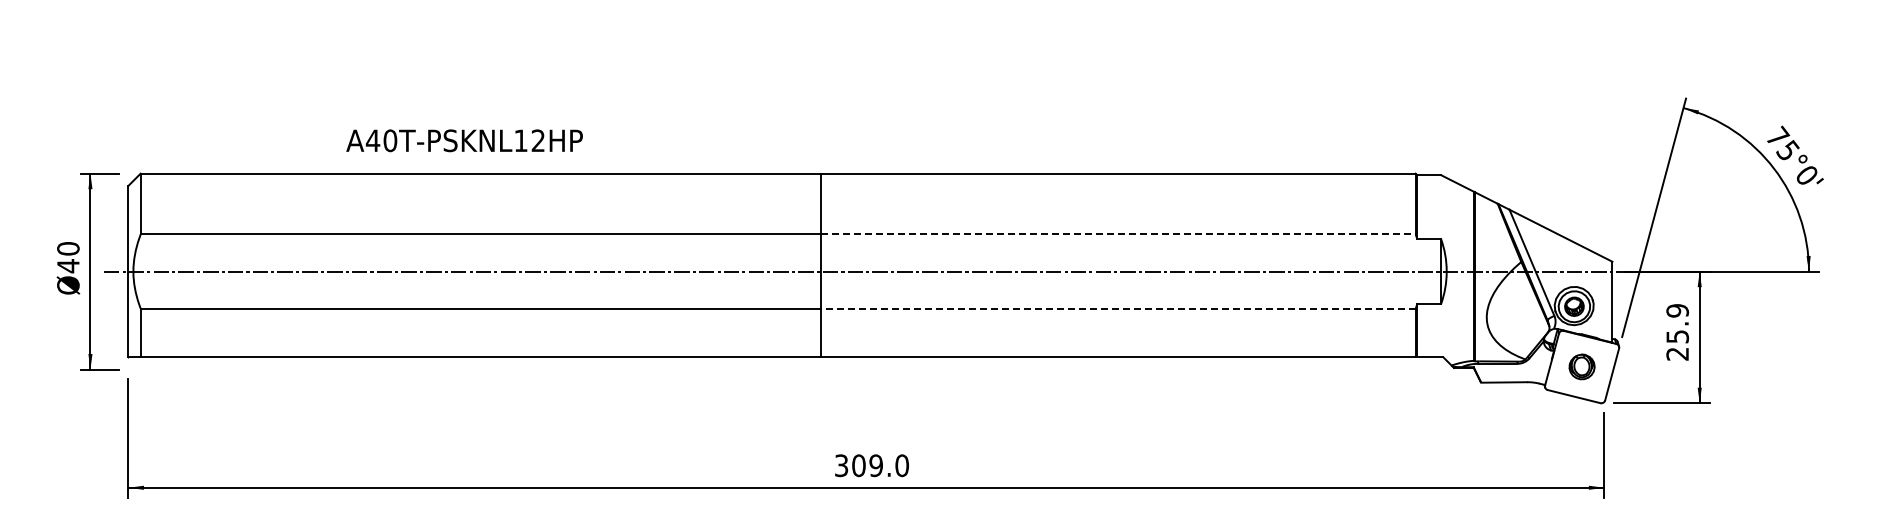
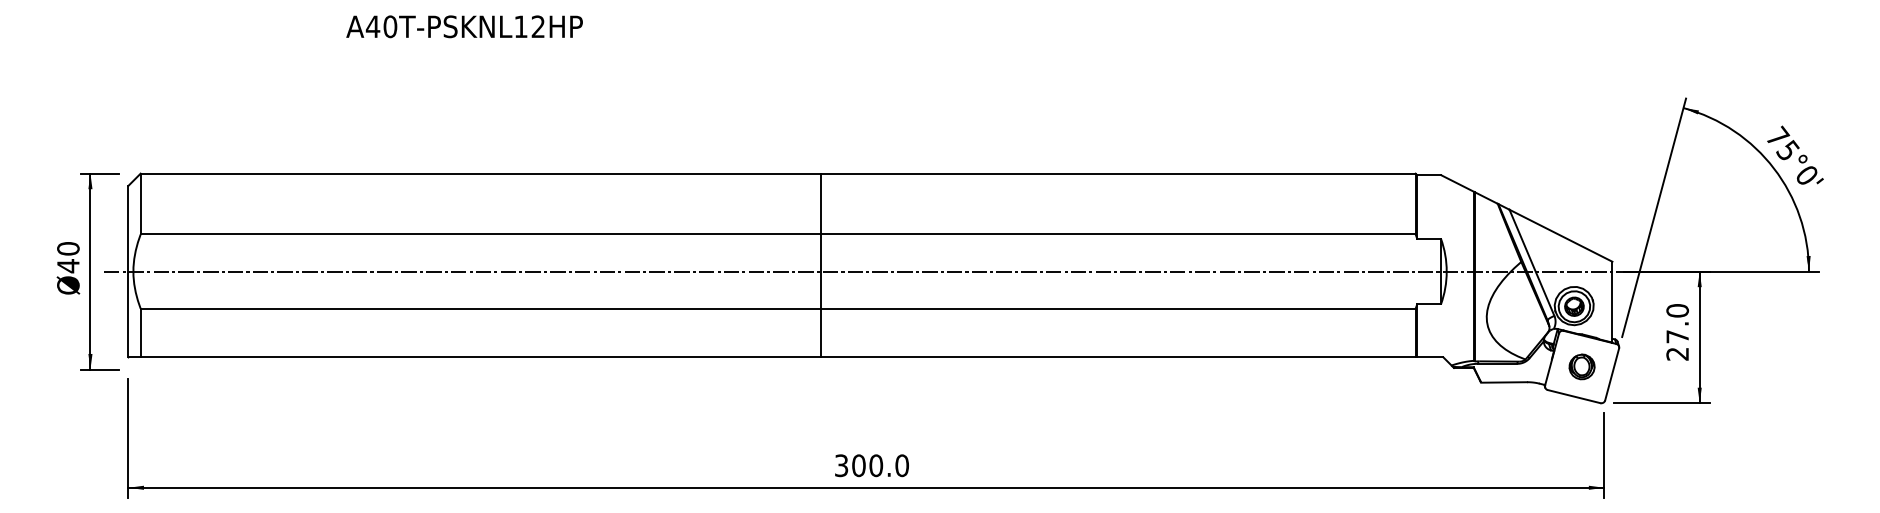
text position: (464, 140) -> (464, 26) (464, 26)
line: dashed -> solid (1118, 234)
line: dashed -> solid (1117, 308)
text: 25.9 -> 27.0 (1677, 323)
text: 309.0 -> 300.0 (876, 465)
